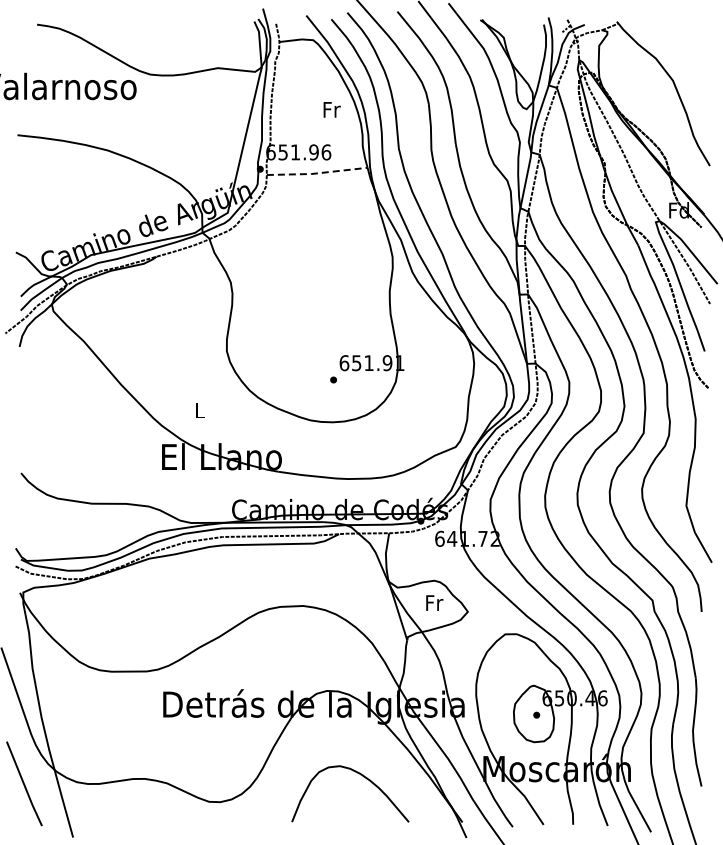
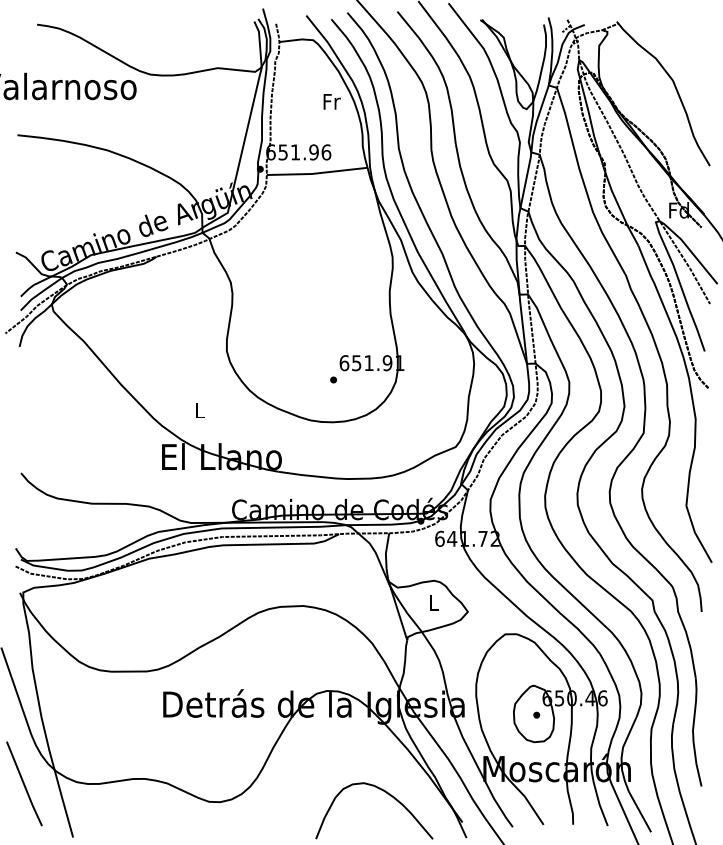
text position: (331, 109) -> (331, 101) (331, 101)
line: dashed -> solid (317, 173)
text: Fr -> L (434, 602)
curve position: (360, 775) -> (384, 792) (384, 792)
